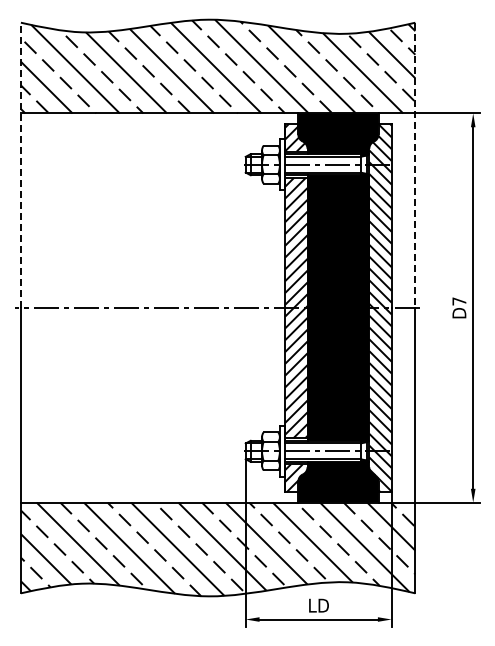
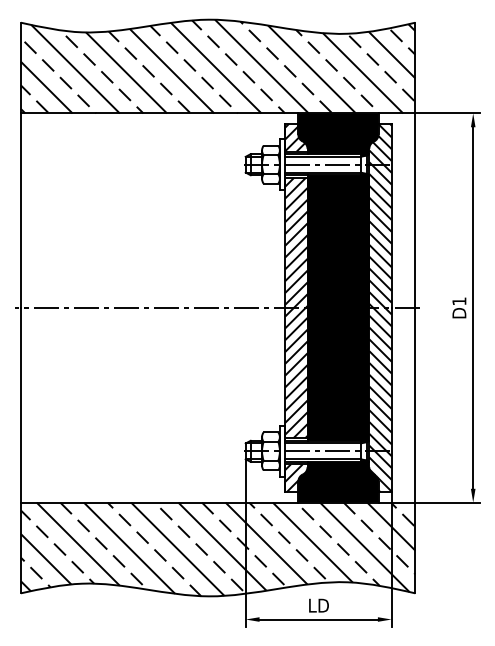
line: dashed -> solid (20, 165)
line: dashed -> solid (415, 165)
text: D7 -> D1 (459, 301)
